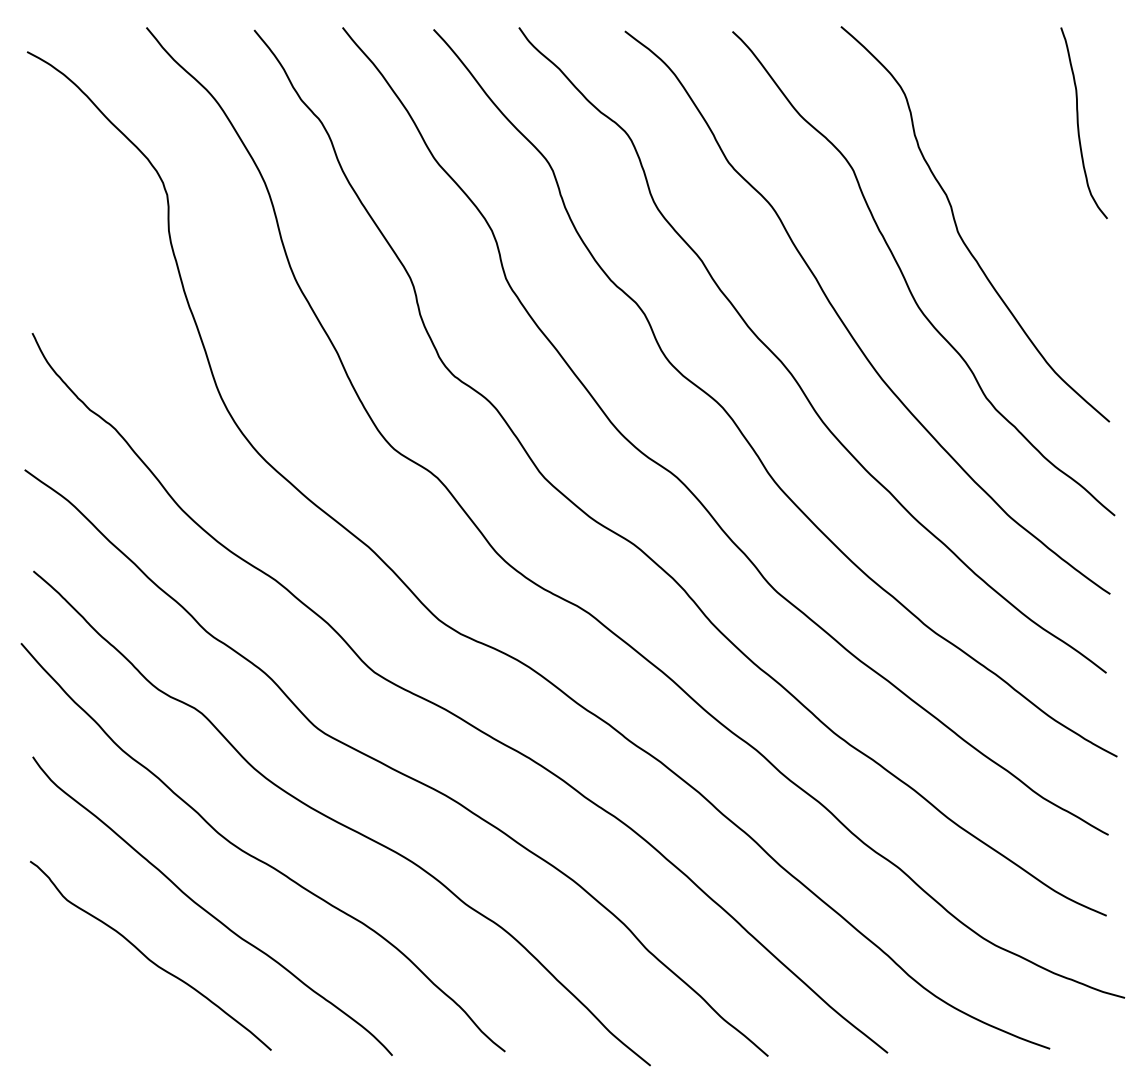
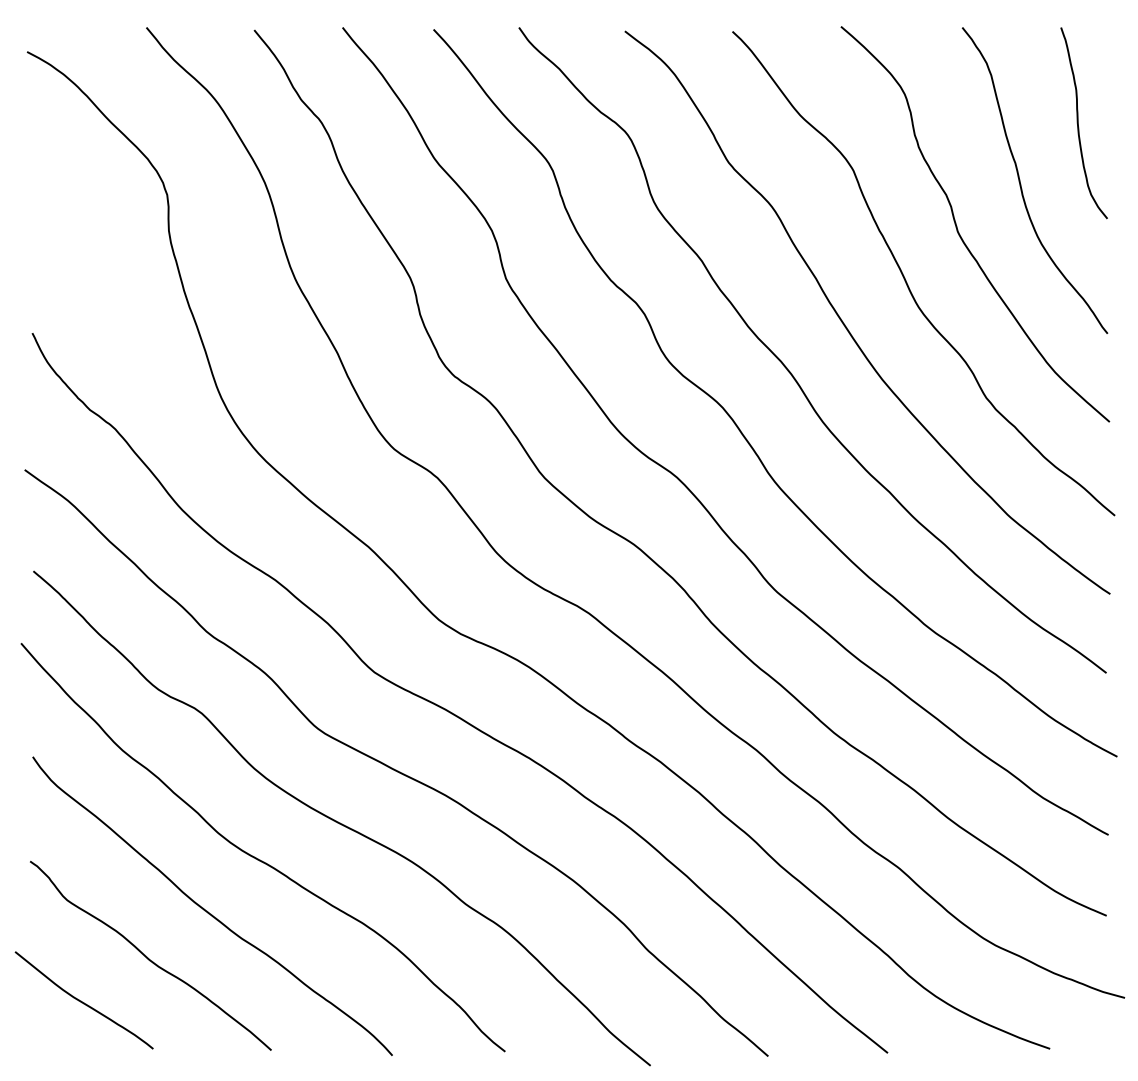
curve: none -> present (1021, 184)
curve: none -> present (82, 1001)
